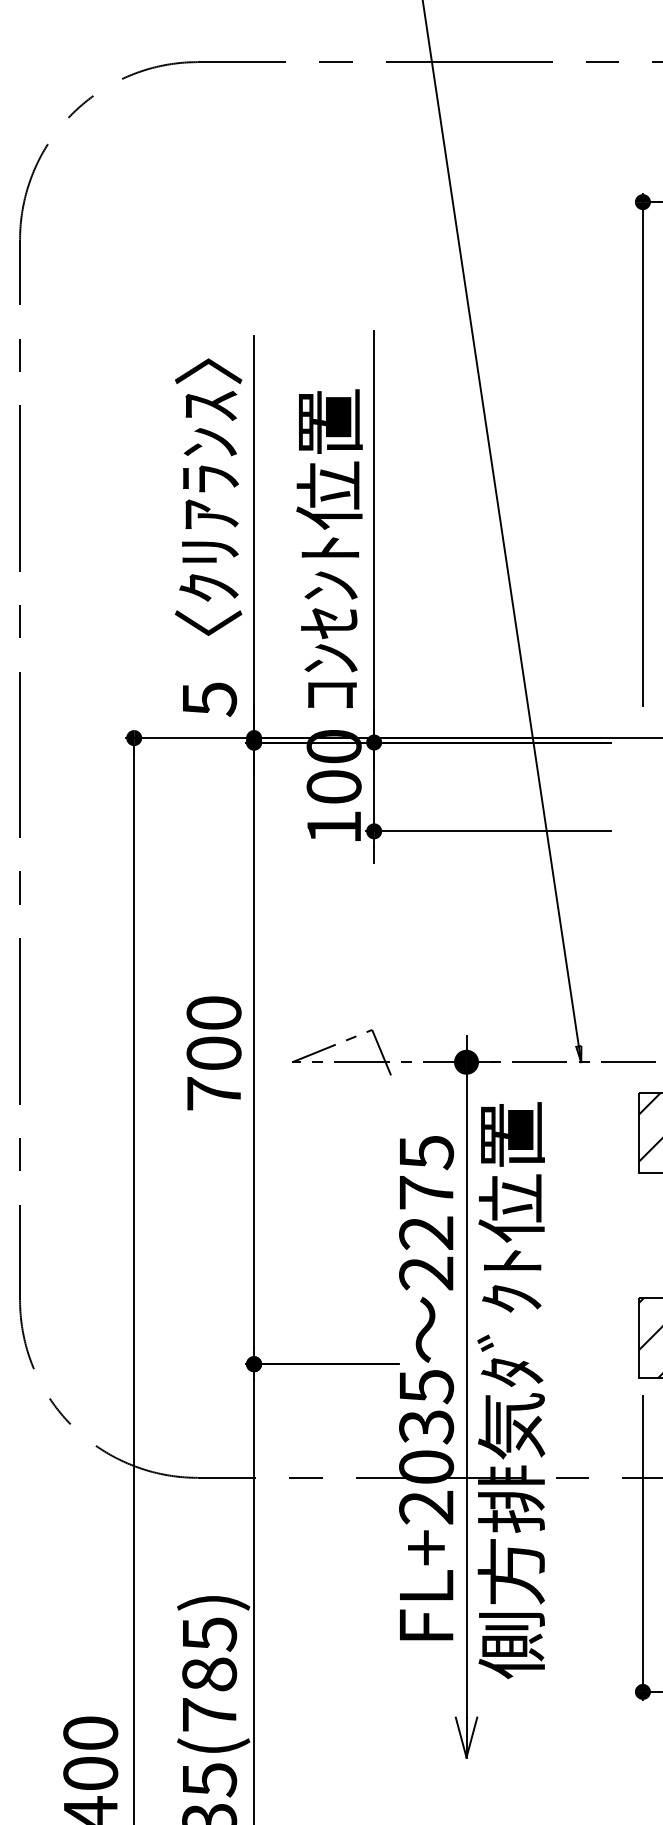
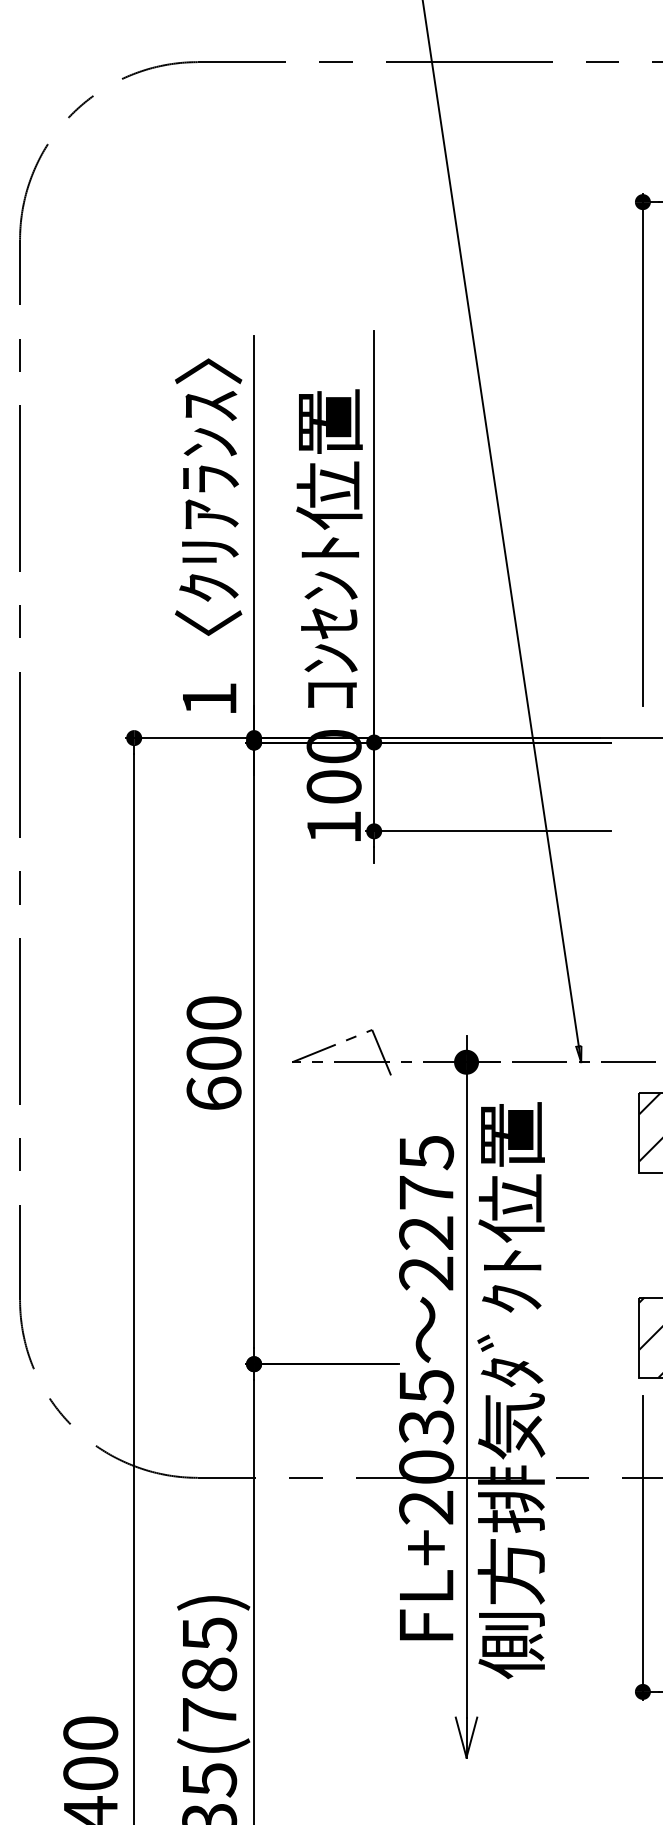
text: 5 -> 1 (210, 699)
text: 700 -> 600 (213, 1093)
